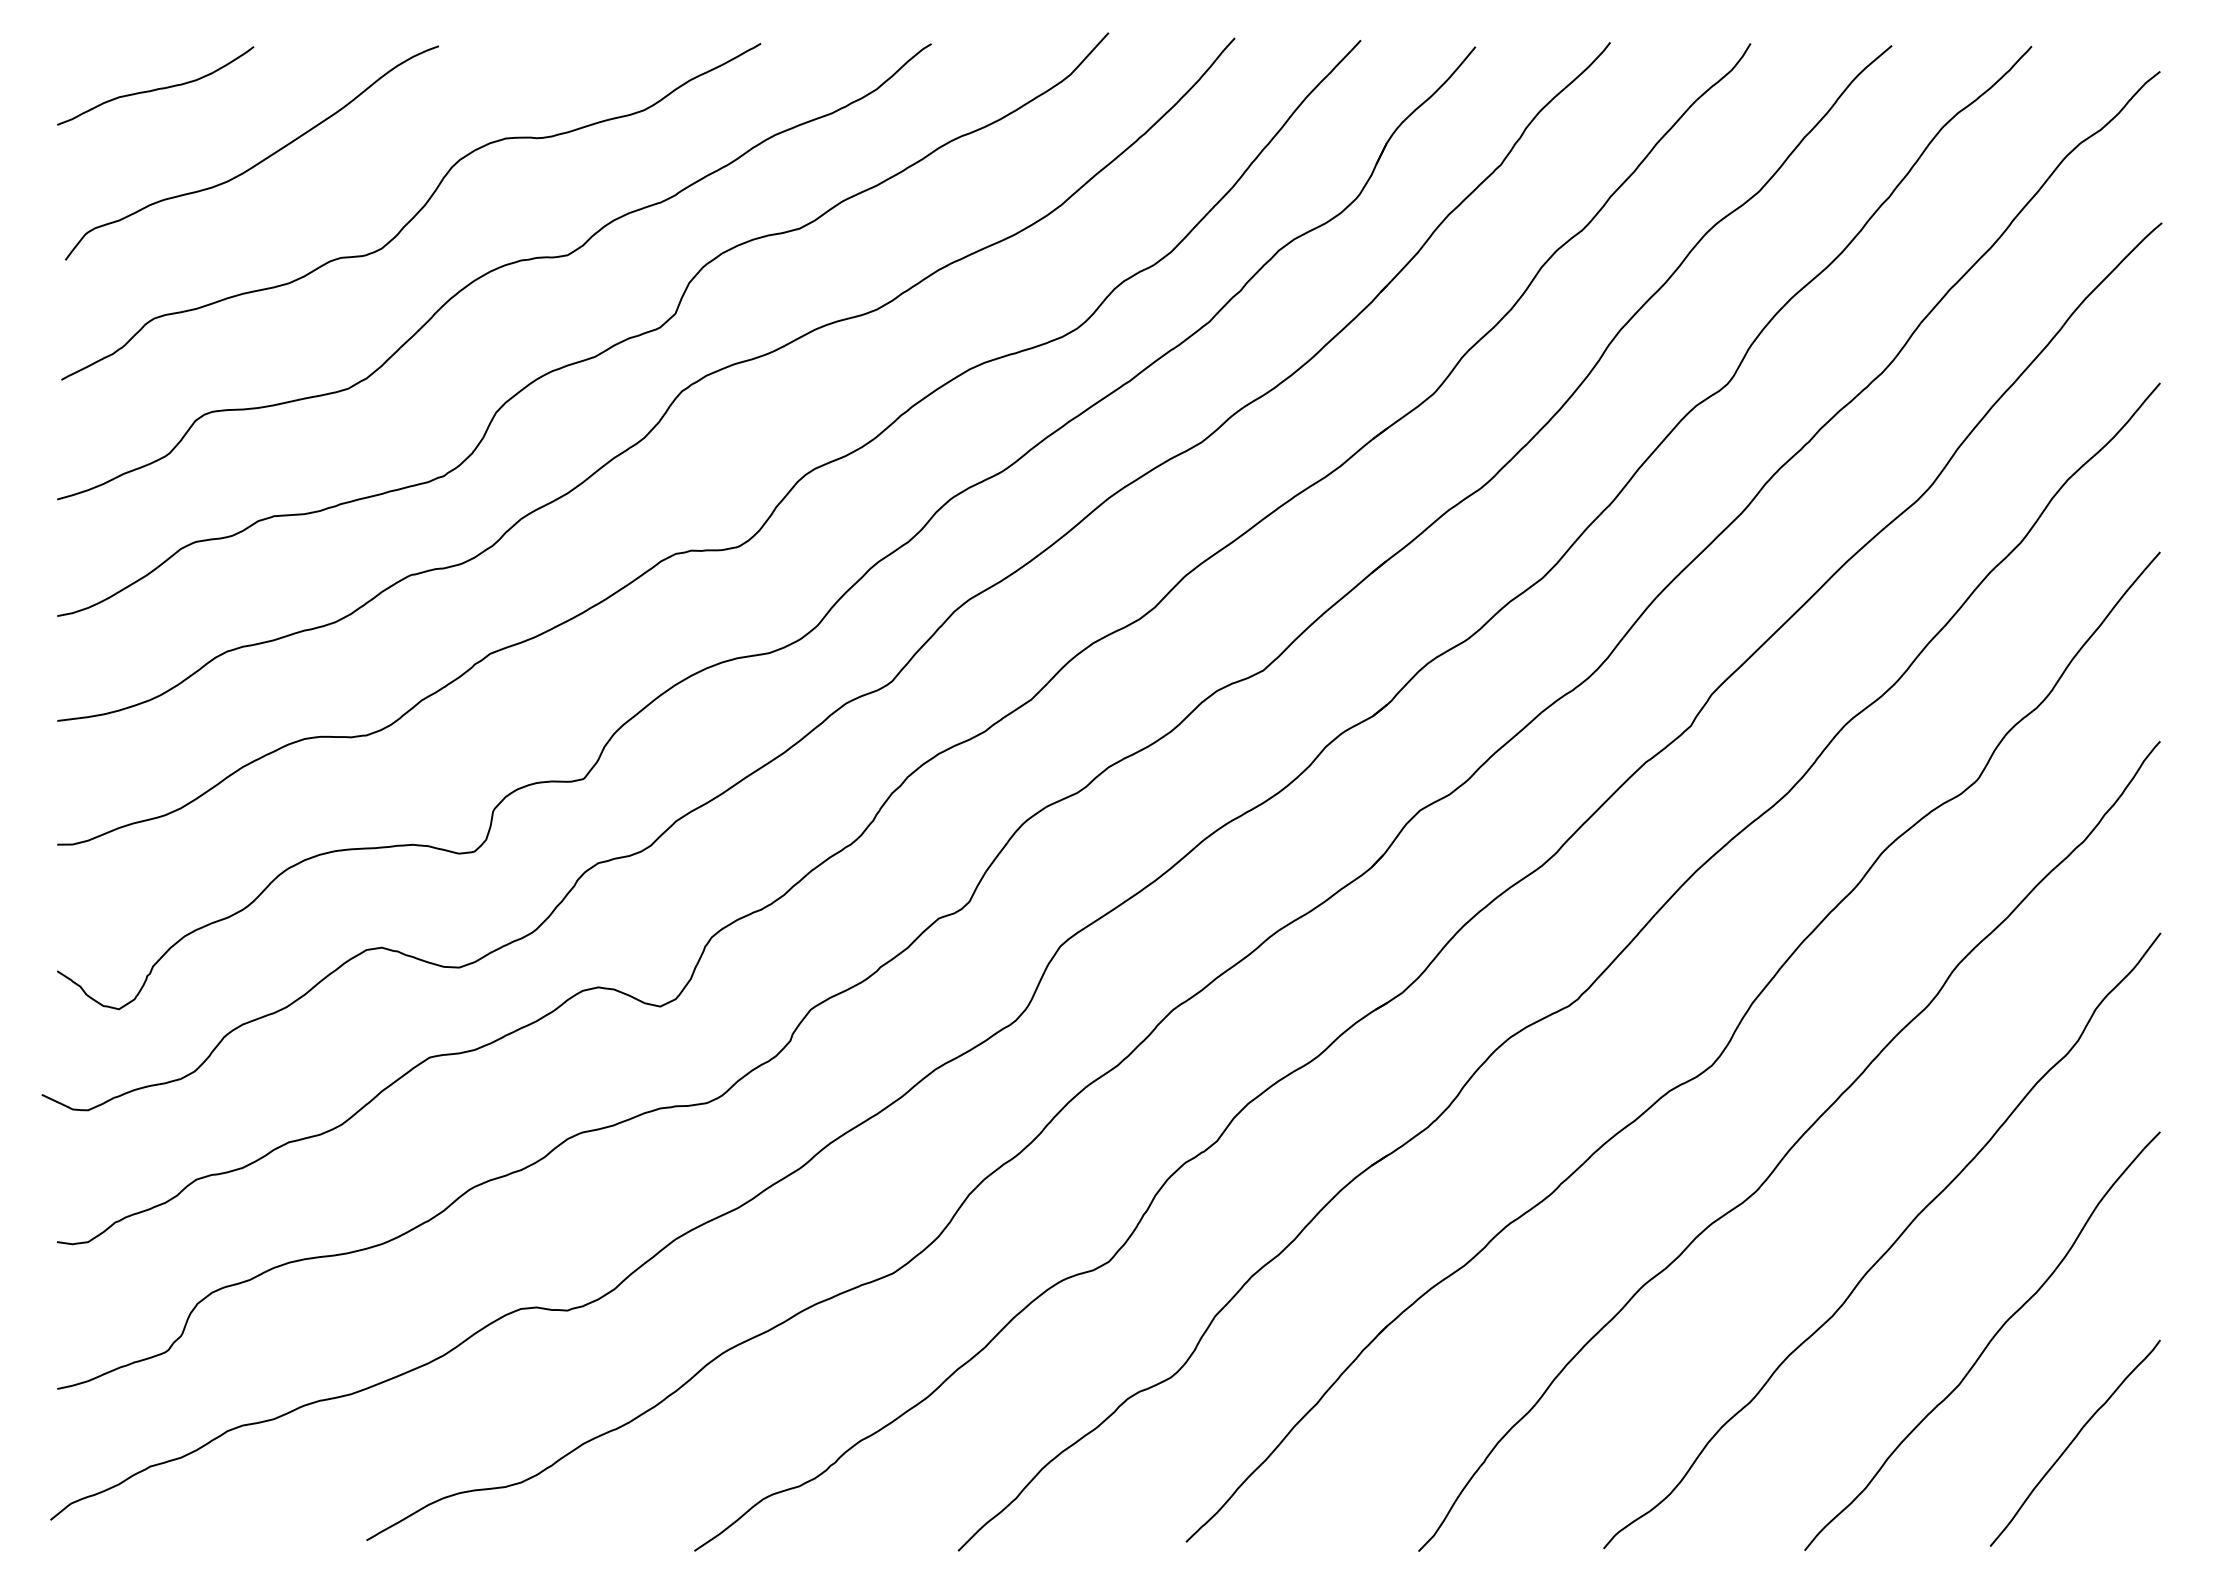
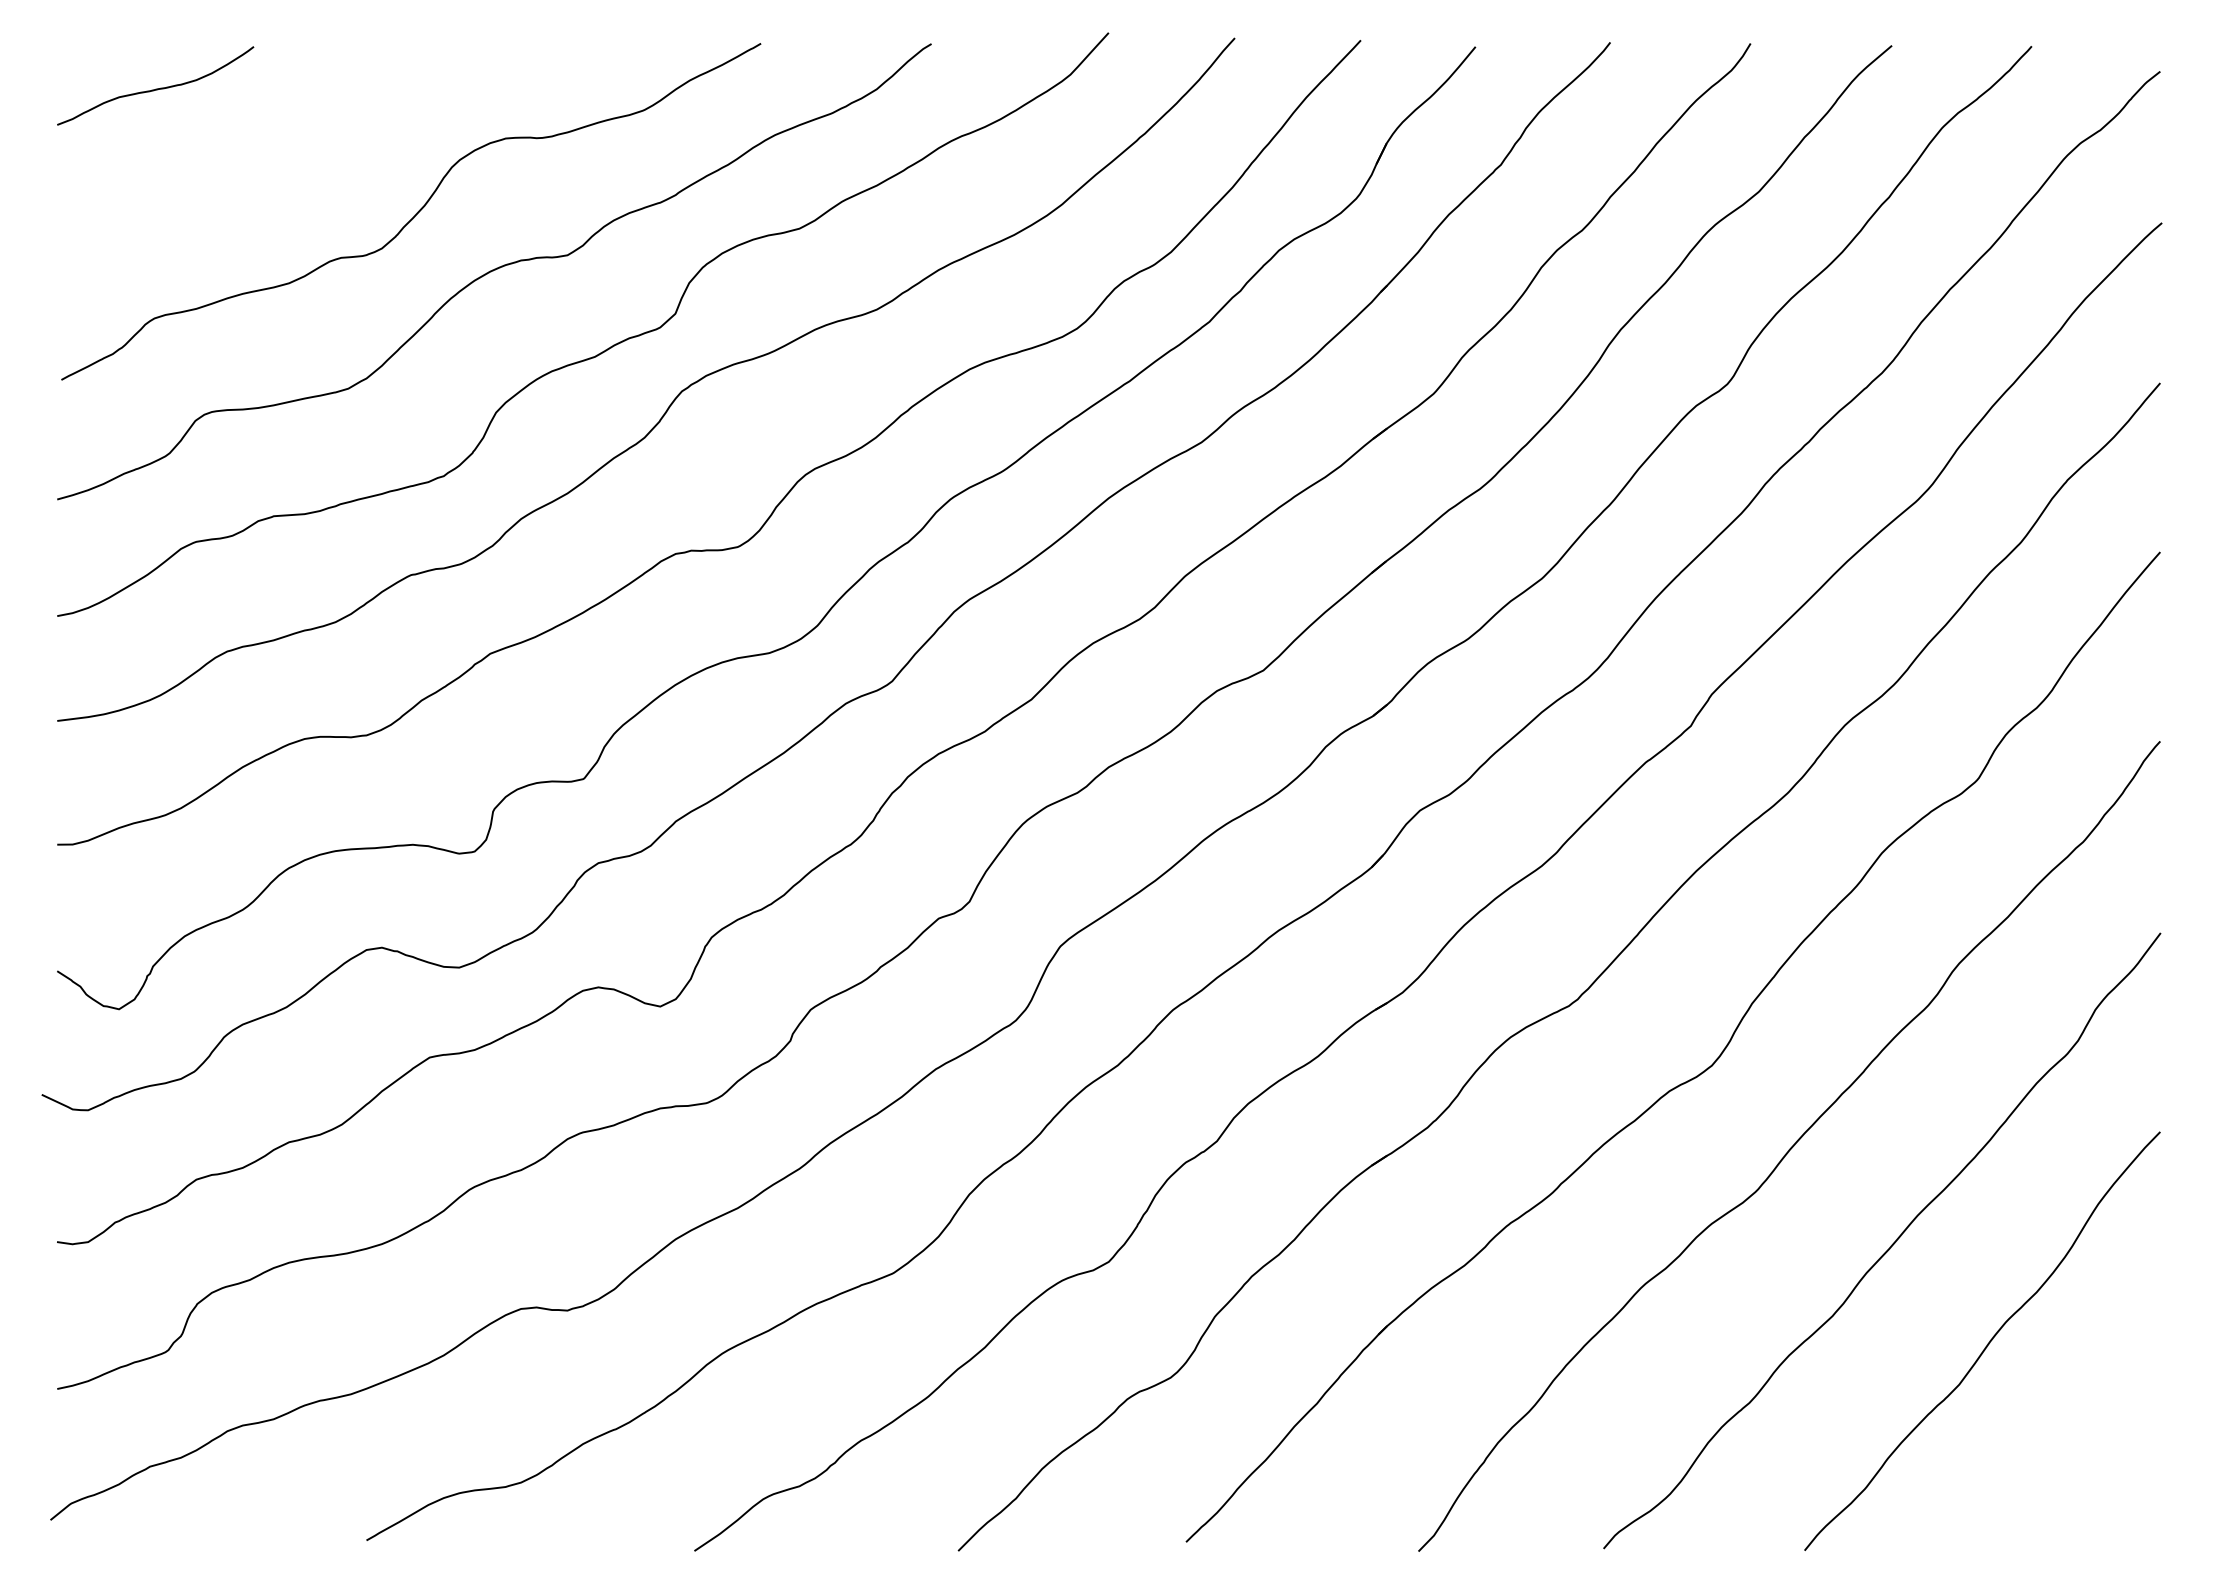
curve: present -> none (259, 161)
curve: present -> none (2073, 1441)
